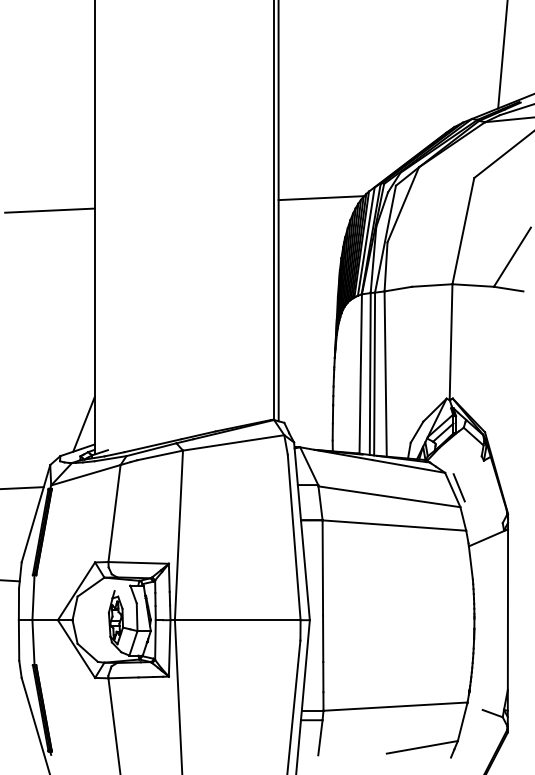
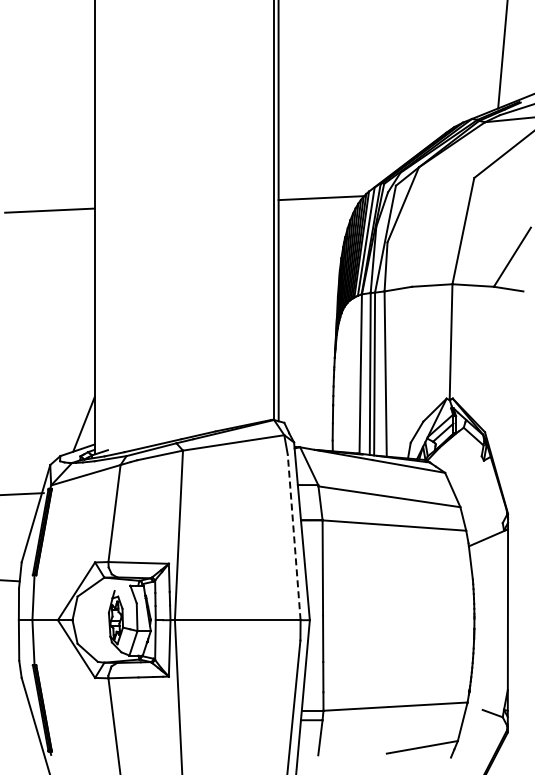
line: present -> none (458, 487)
line position: (22, 488) -> (22, 494) (22, 494)
line: solid -> dashed (294, 537)
